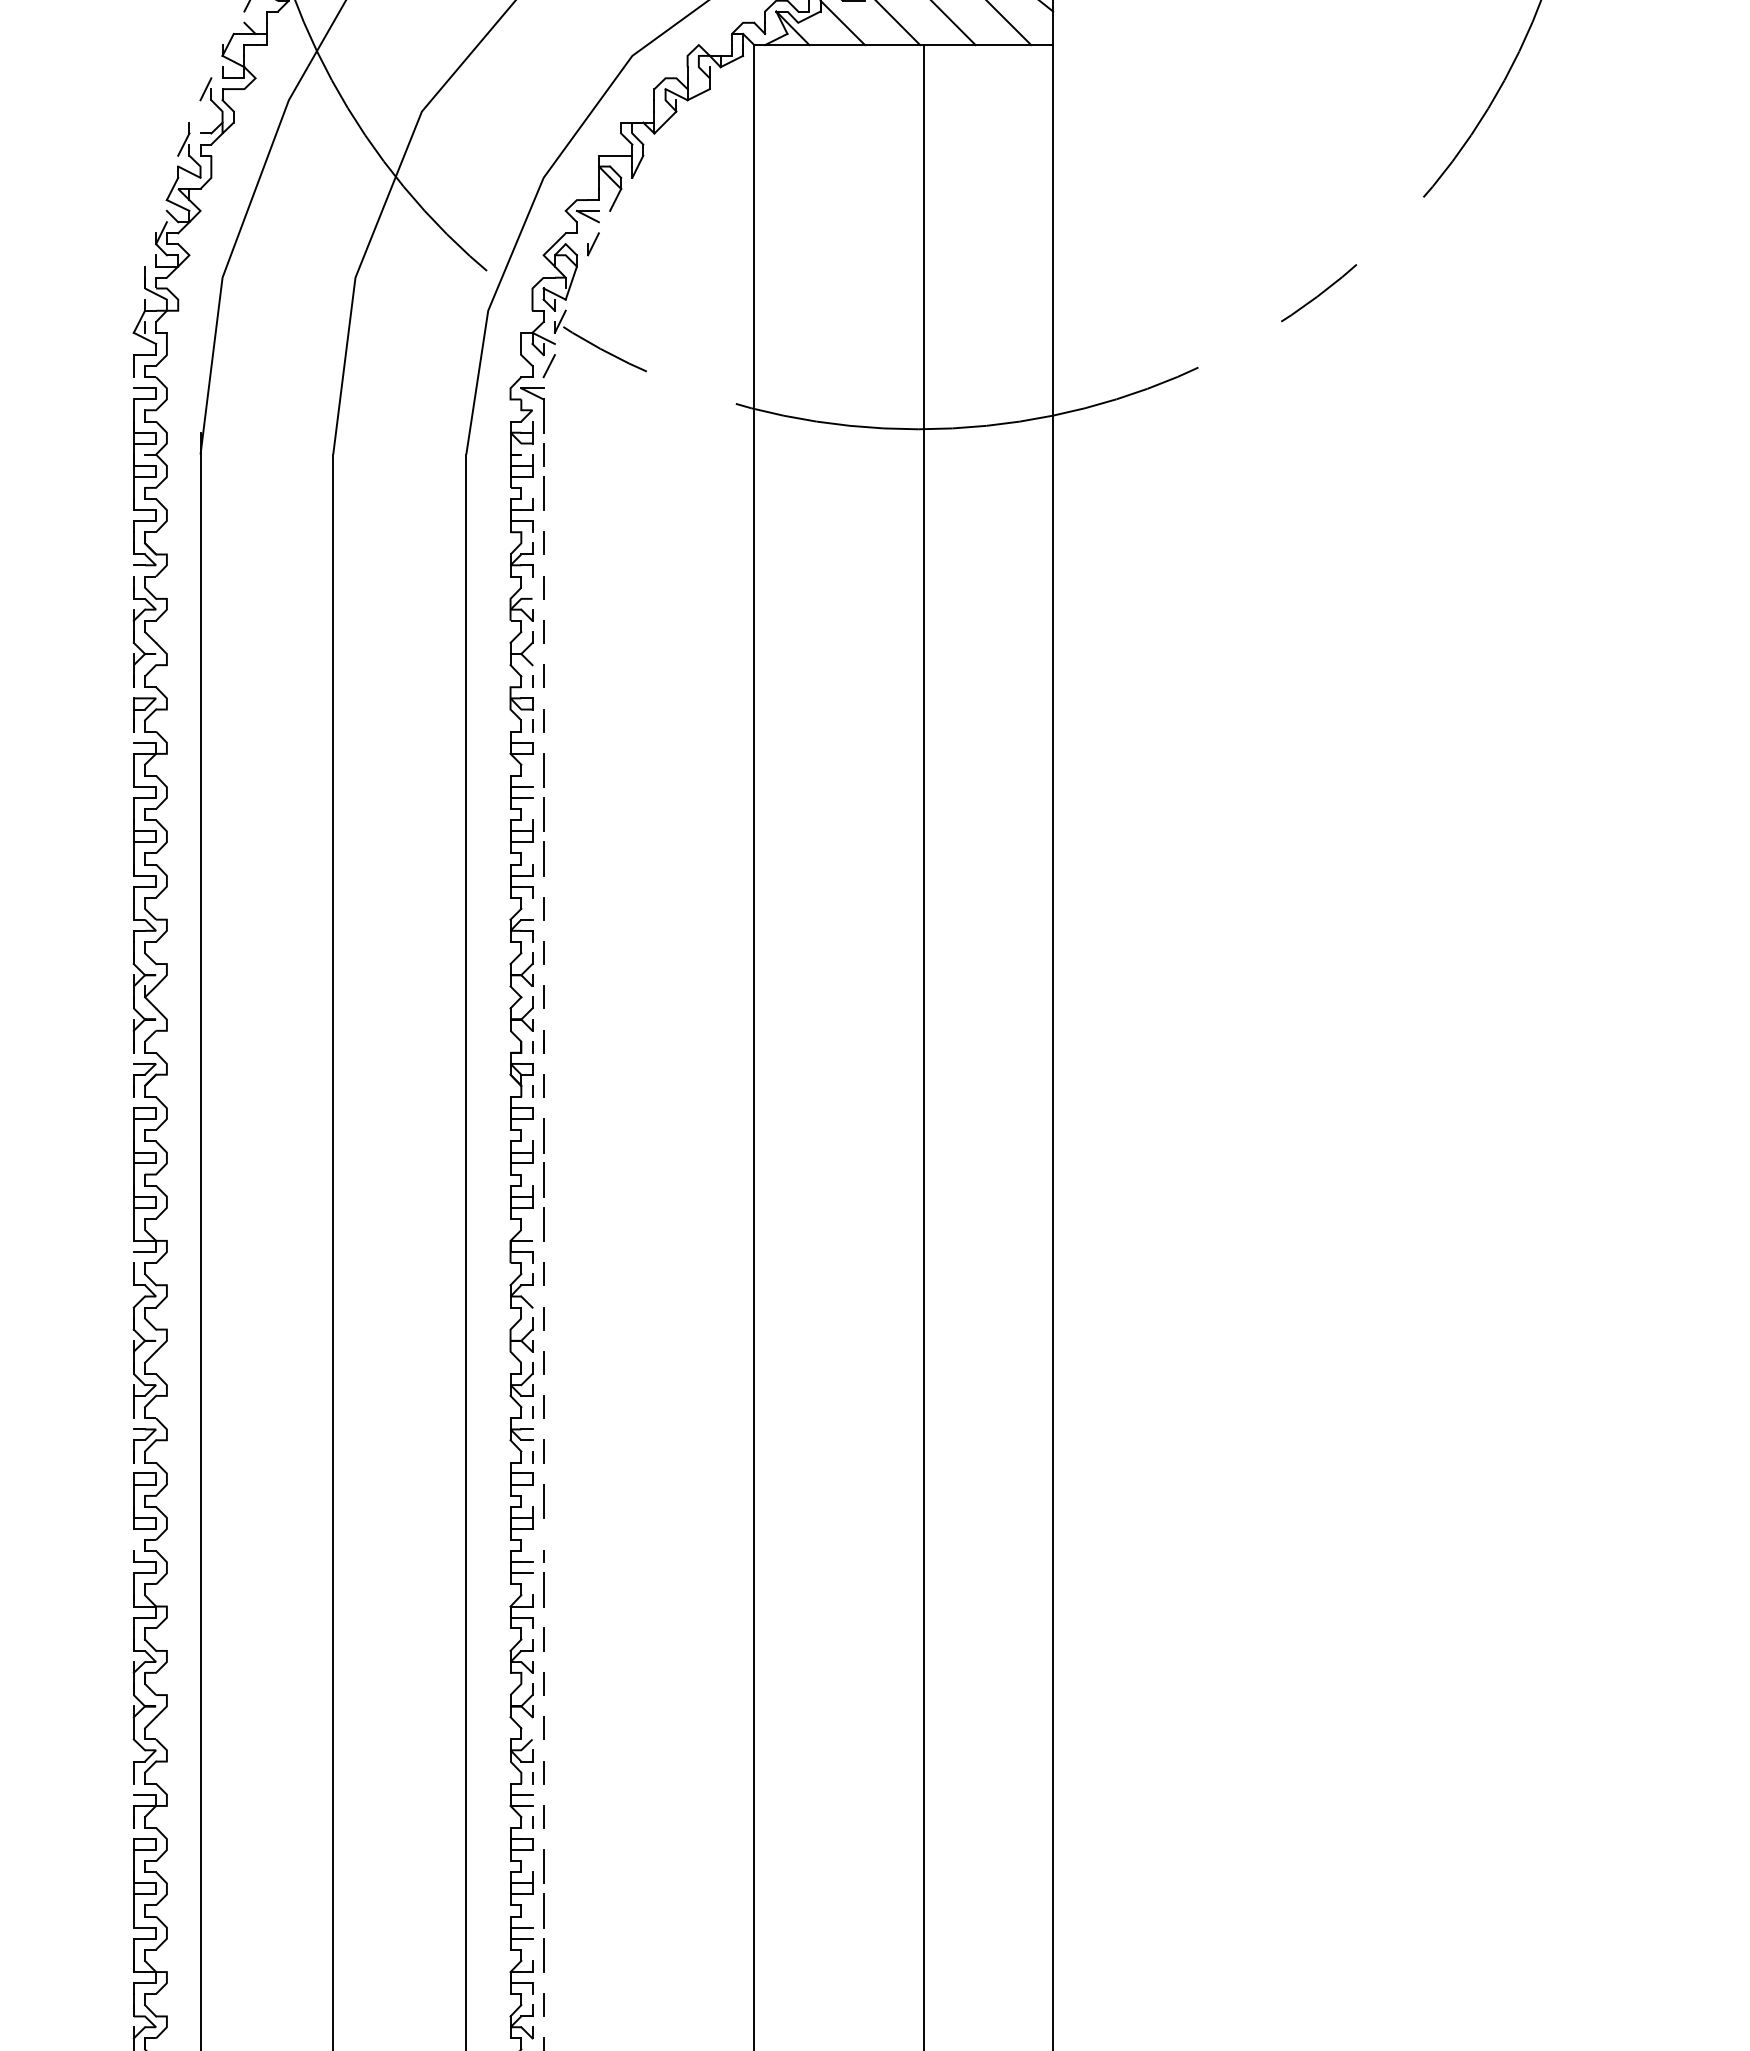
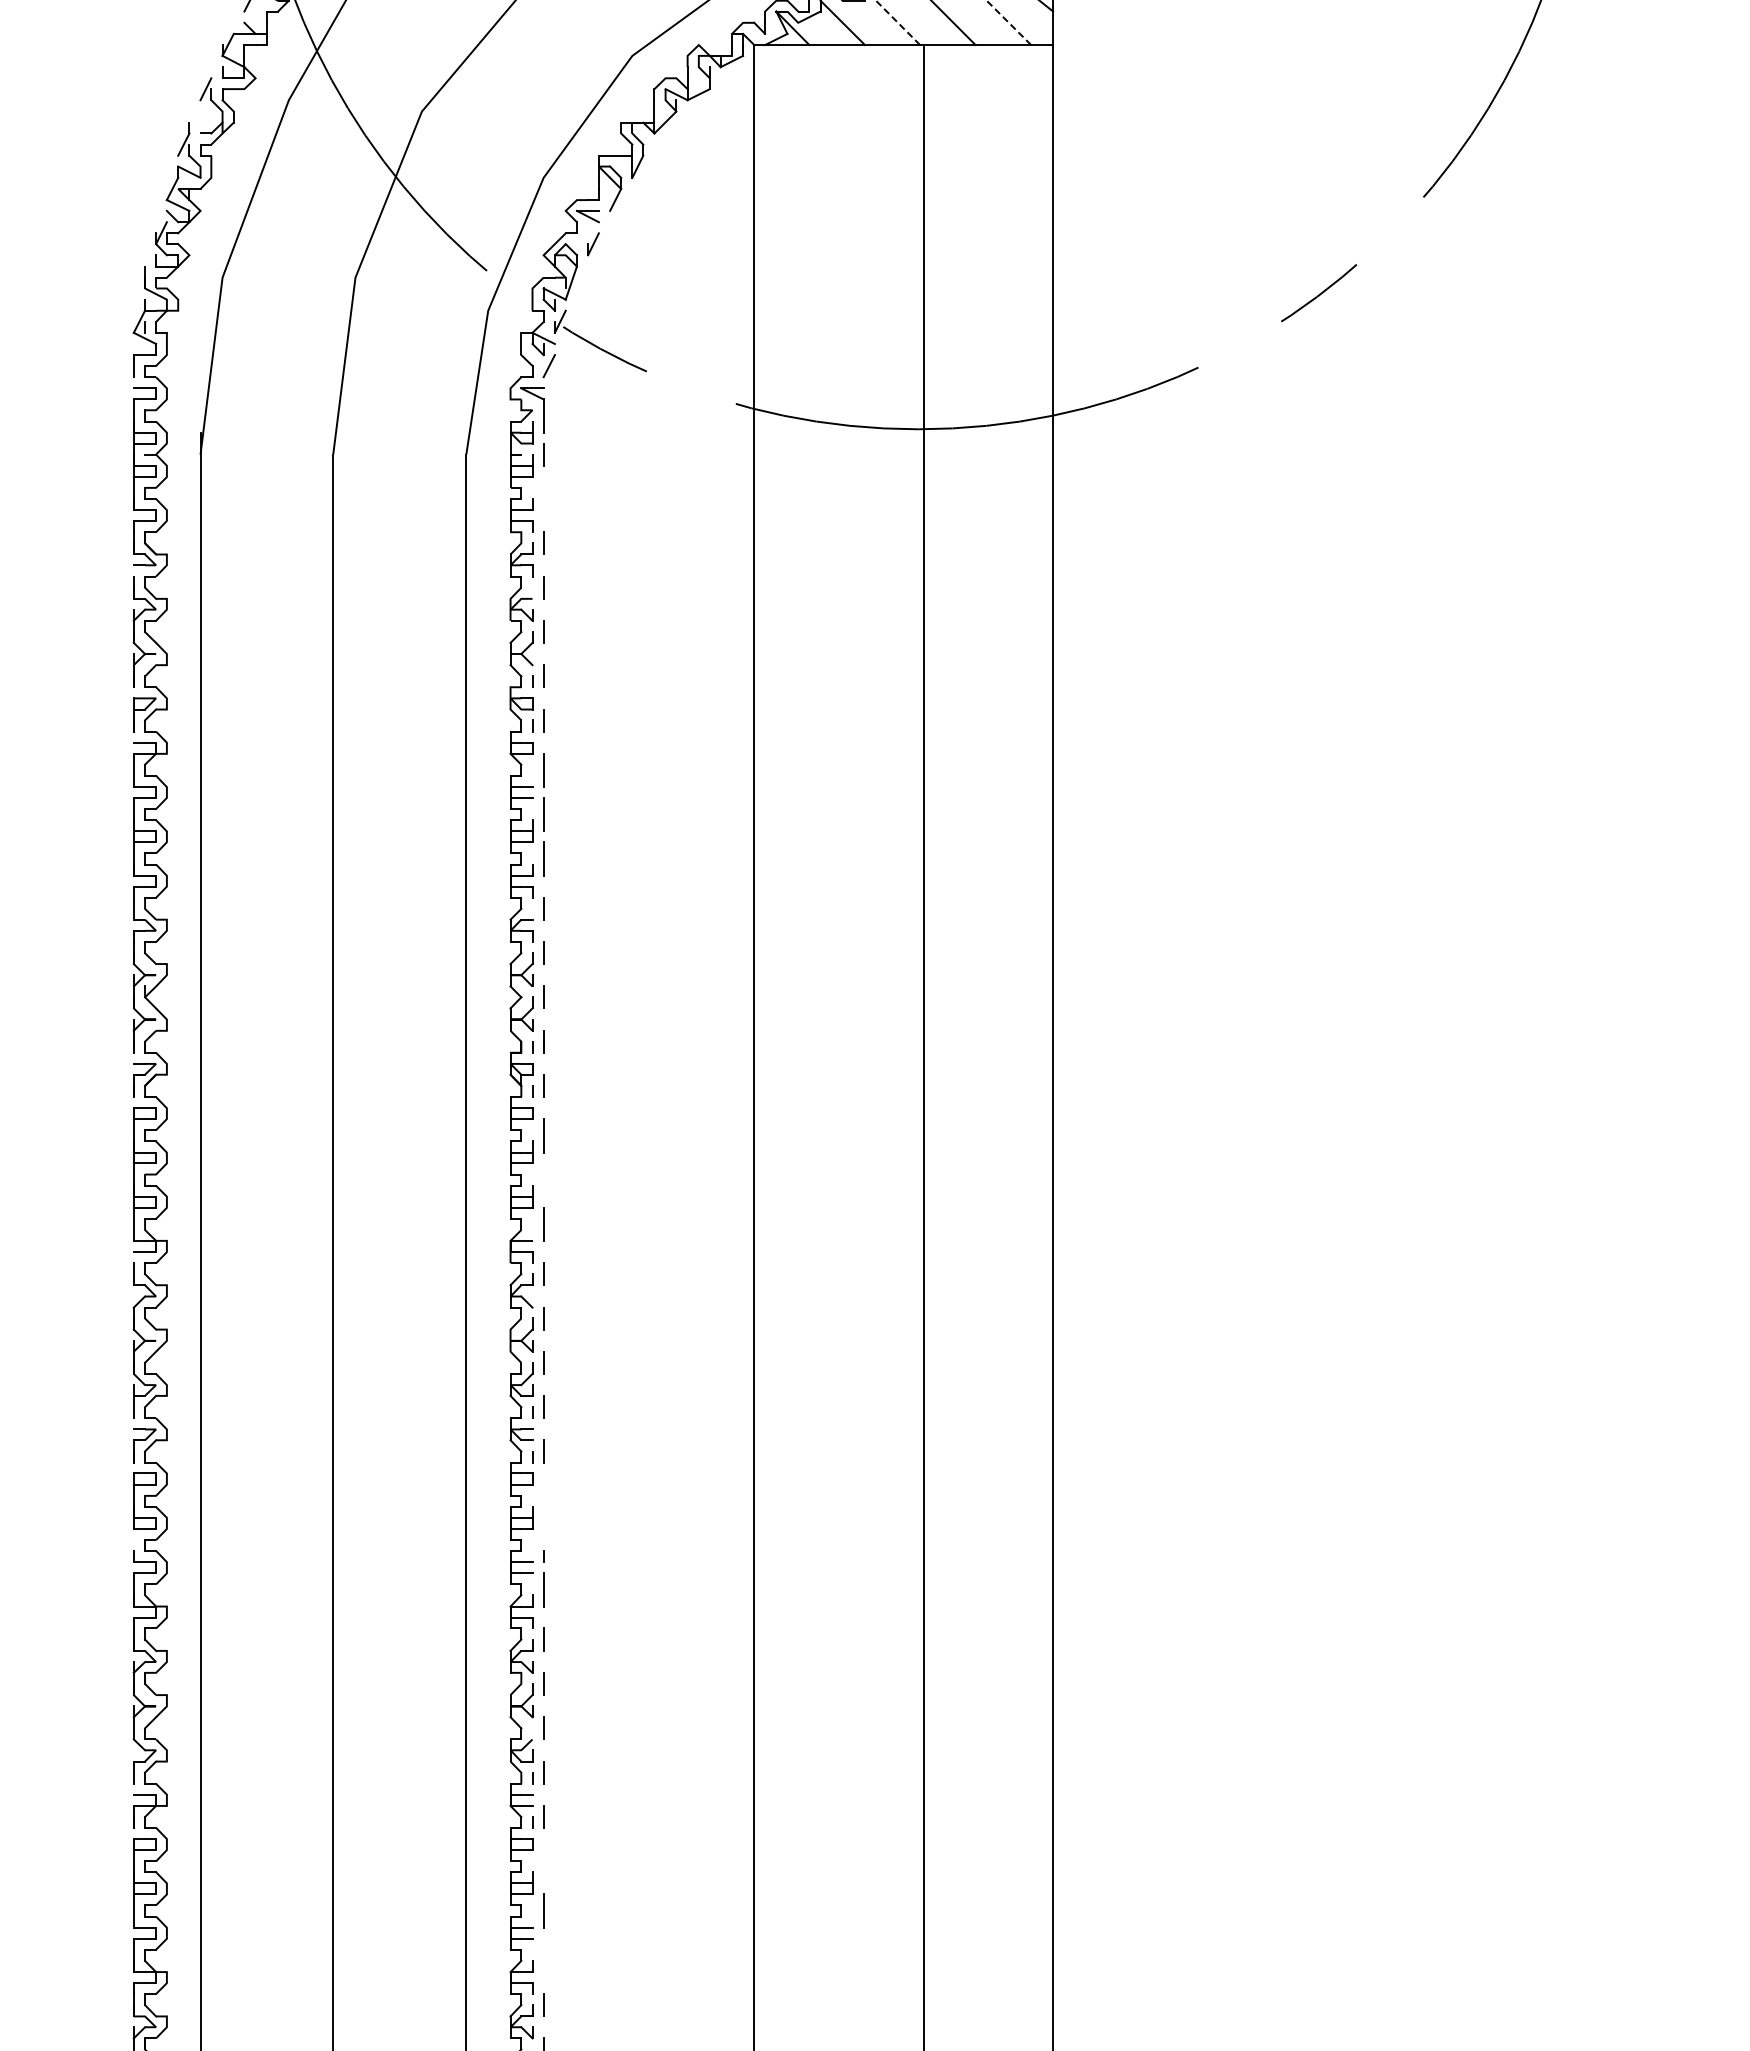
line: solid -> dashed (897, 22)
line: solid -> dashed (1008, 22)
line: present -> none (543, 493)
line: present -> none (543, 1179)
line: present -> none (543, 1500)
line: present -> none (543, 1866)
line: present -> none (543, 1955)
